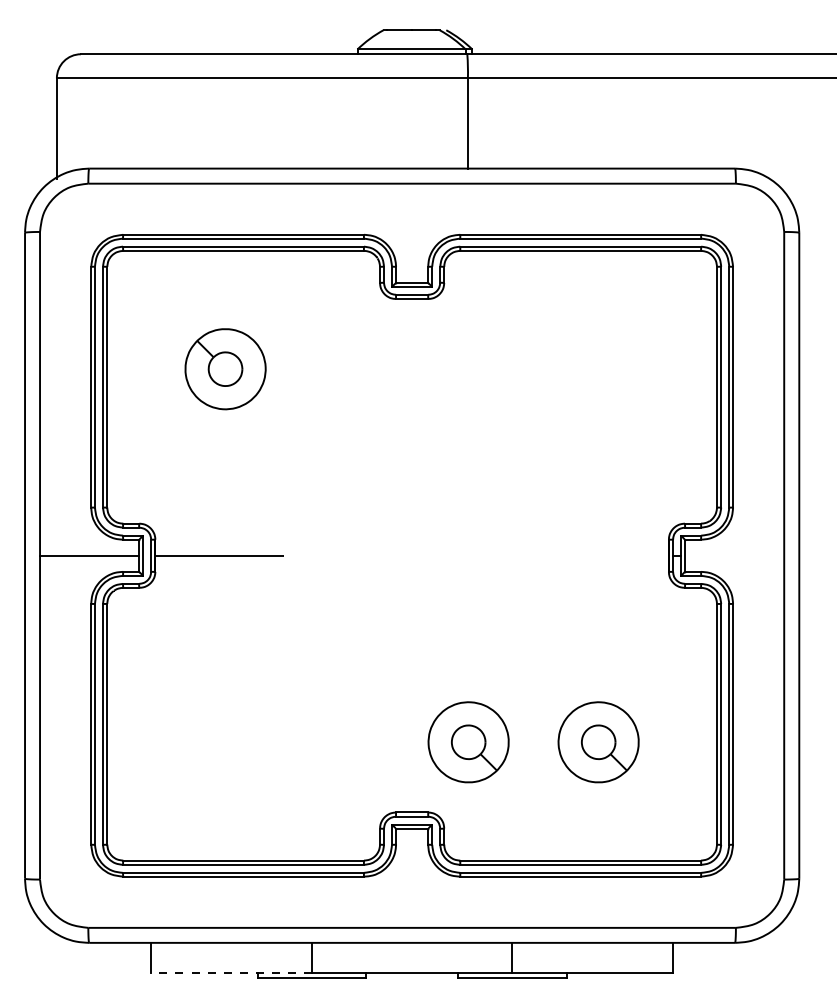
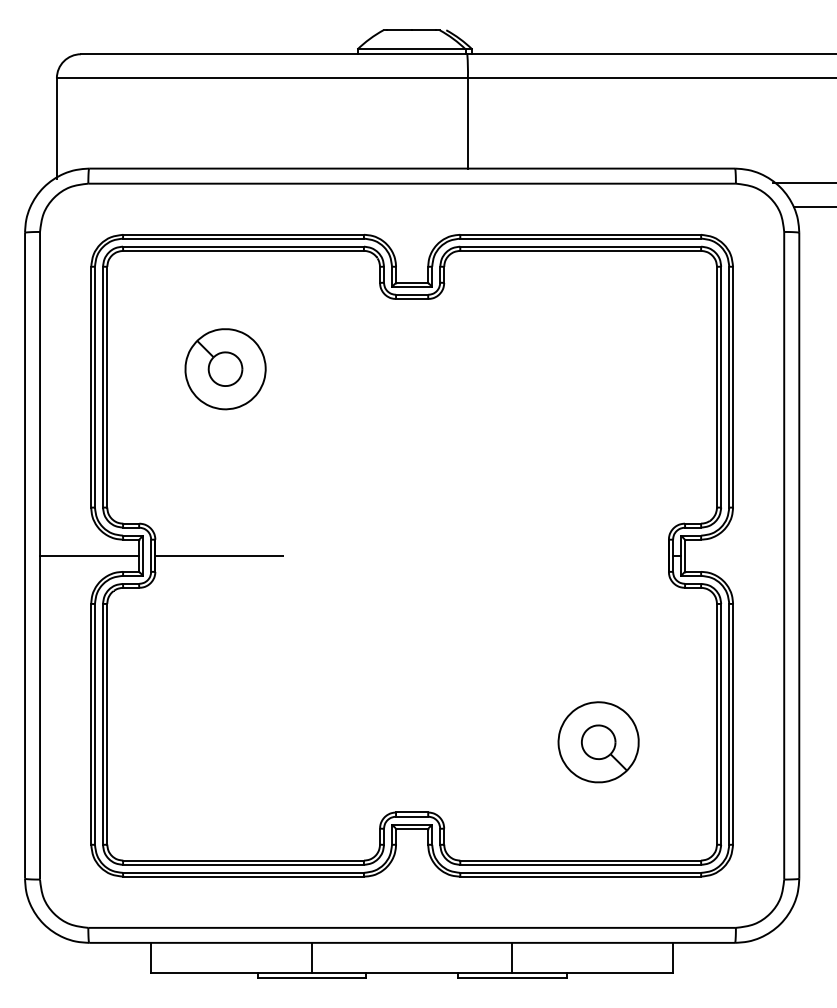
line: none -> present (803, 182)
line: none -> present (813, 206)
part: present -> none (468, 742)
line: dashed -> solid (231, 972)
